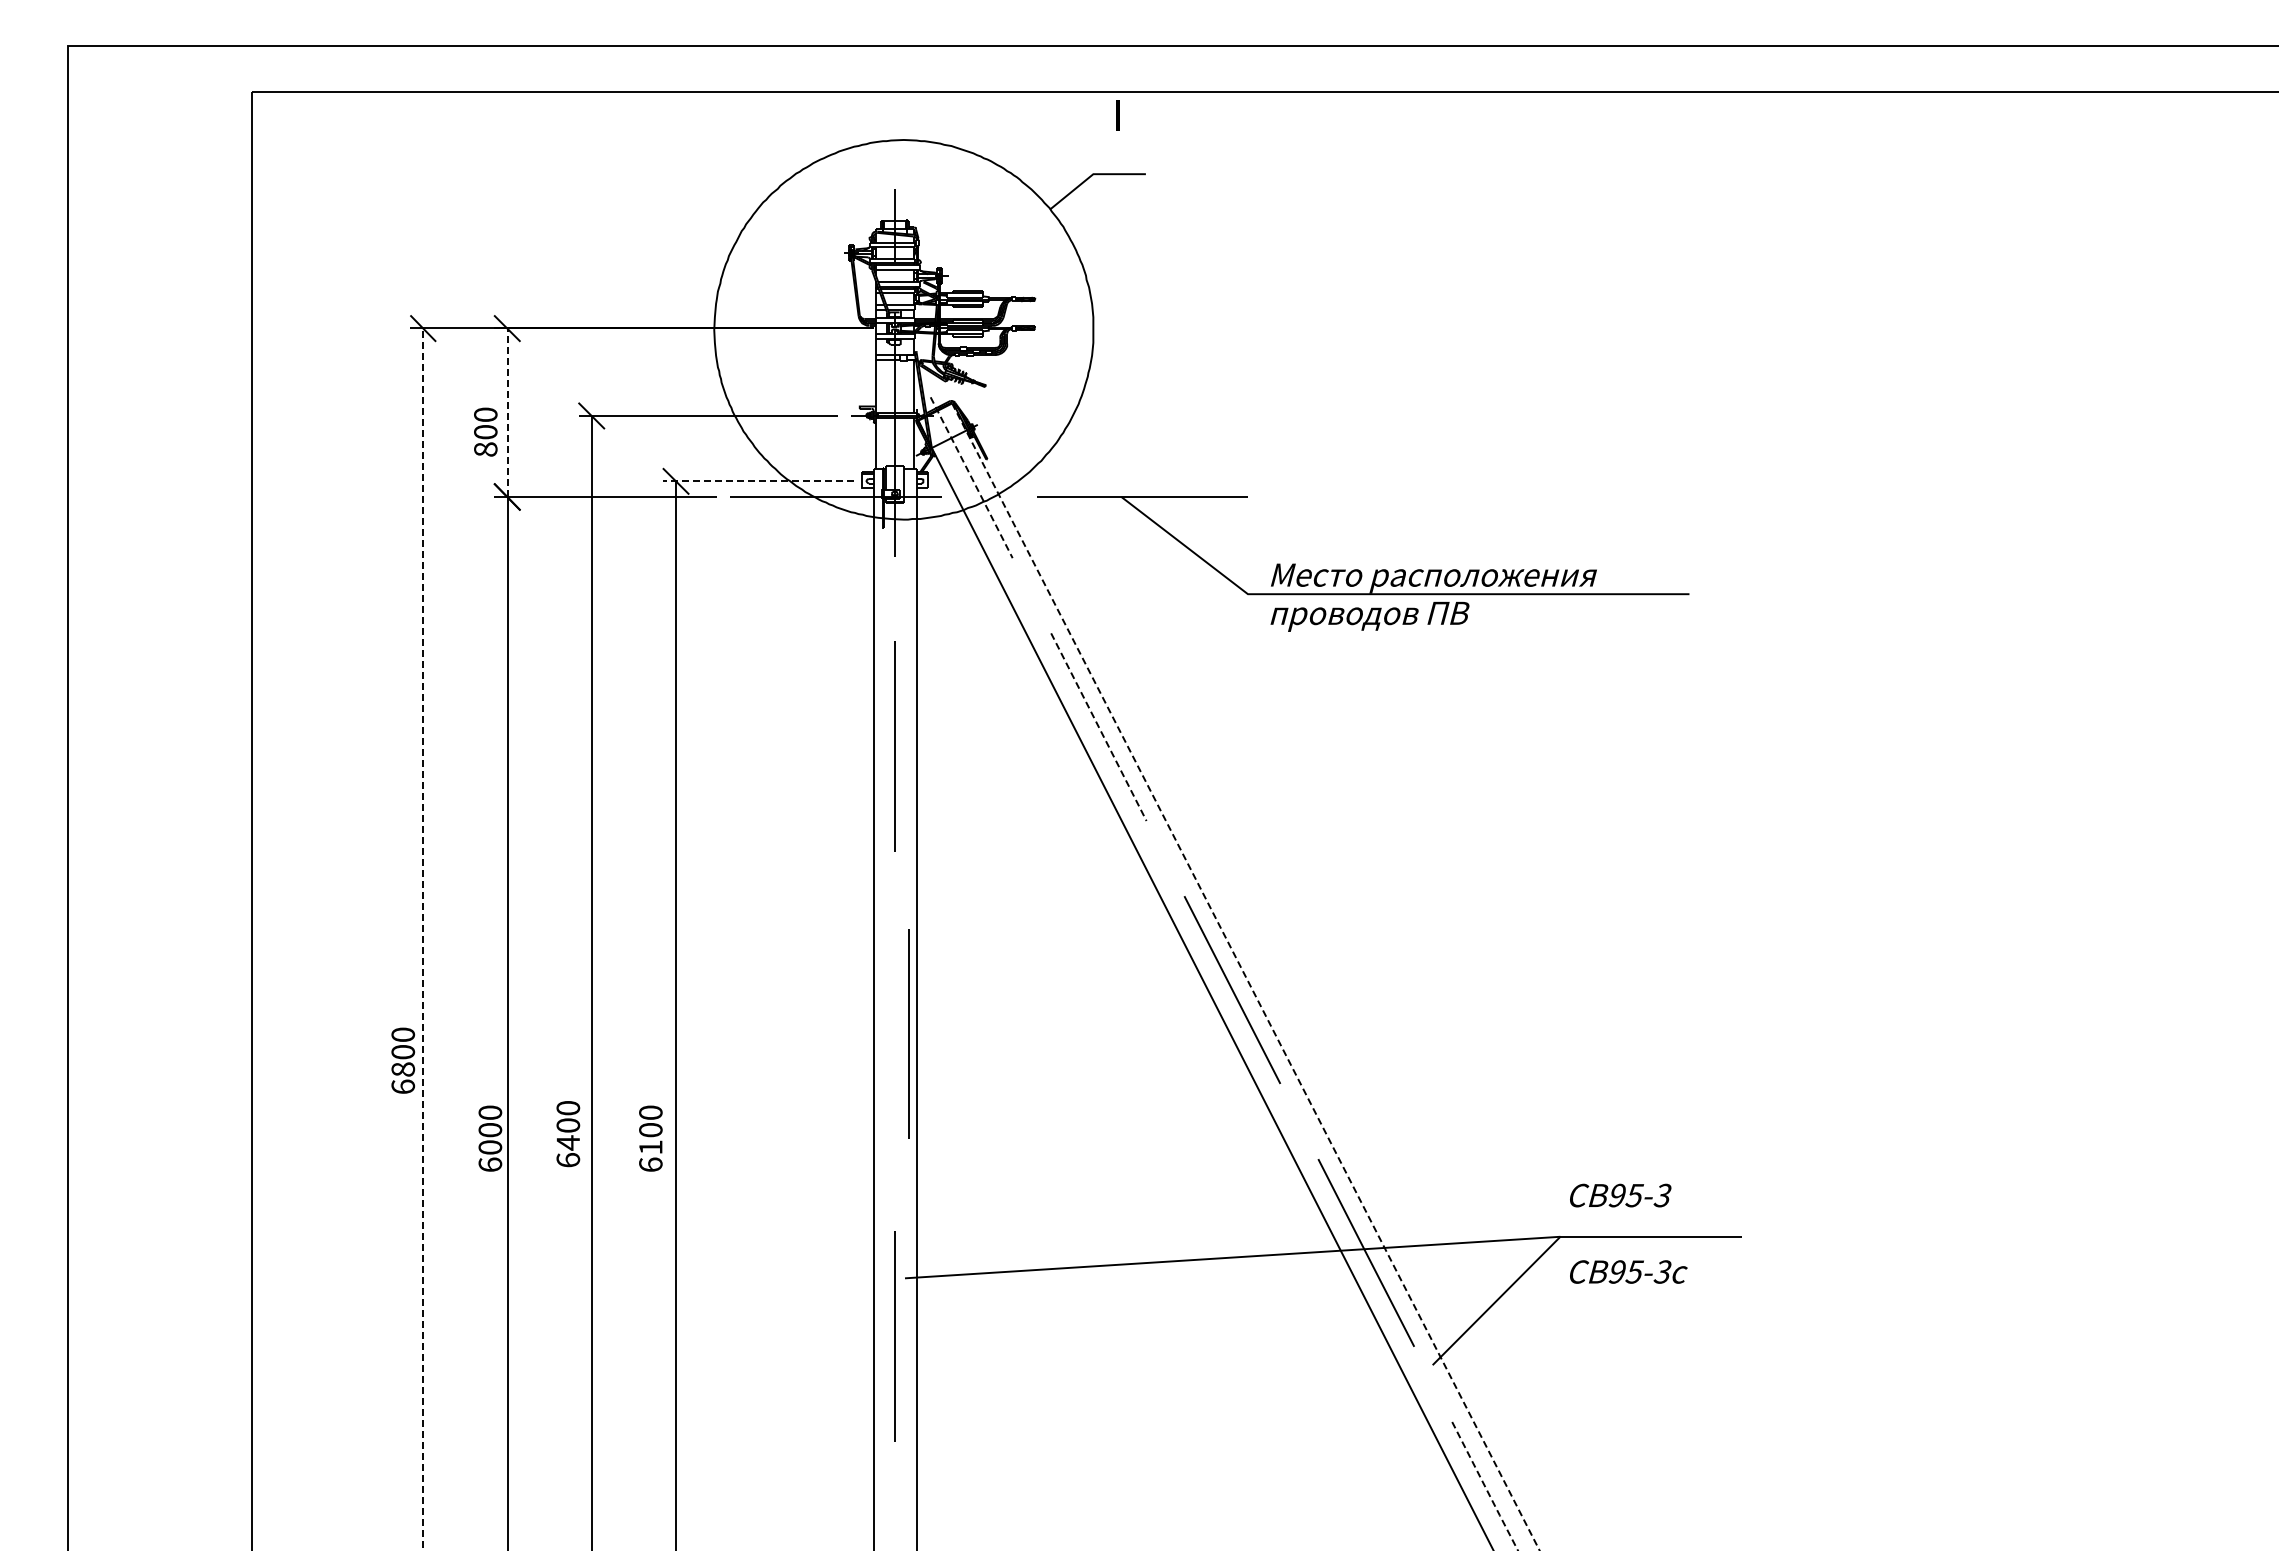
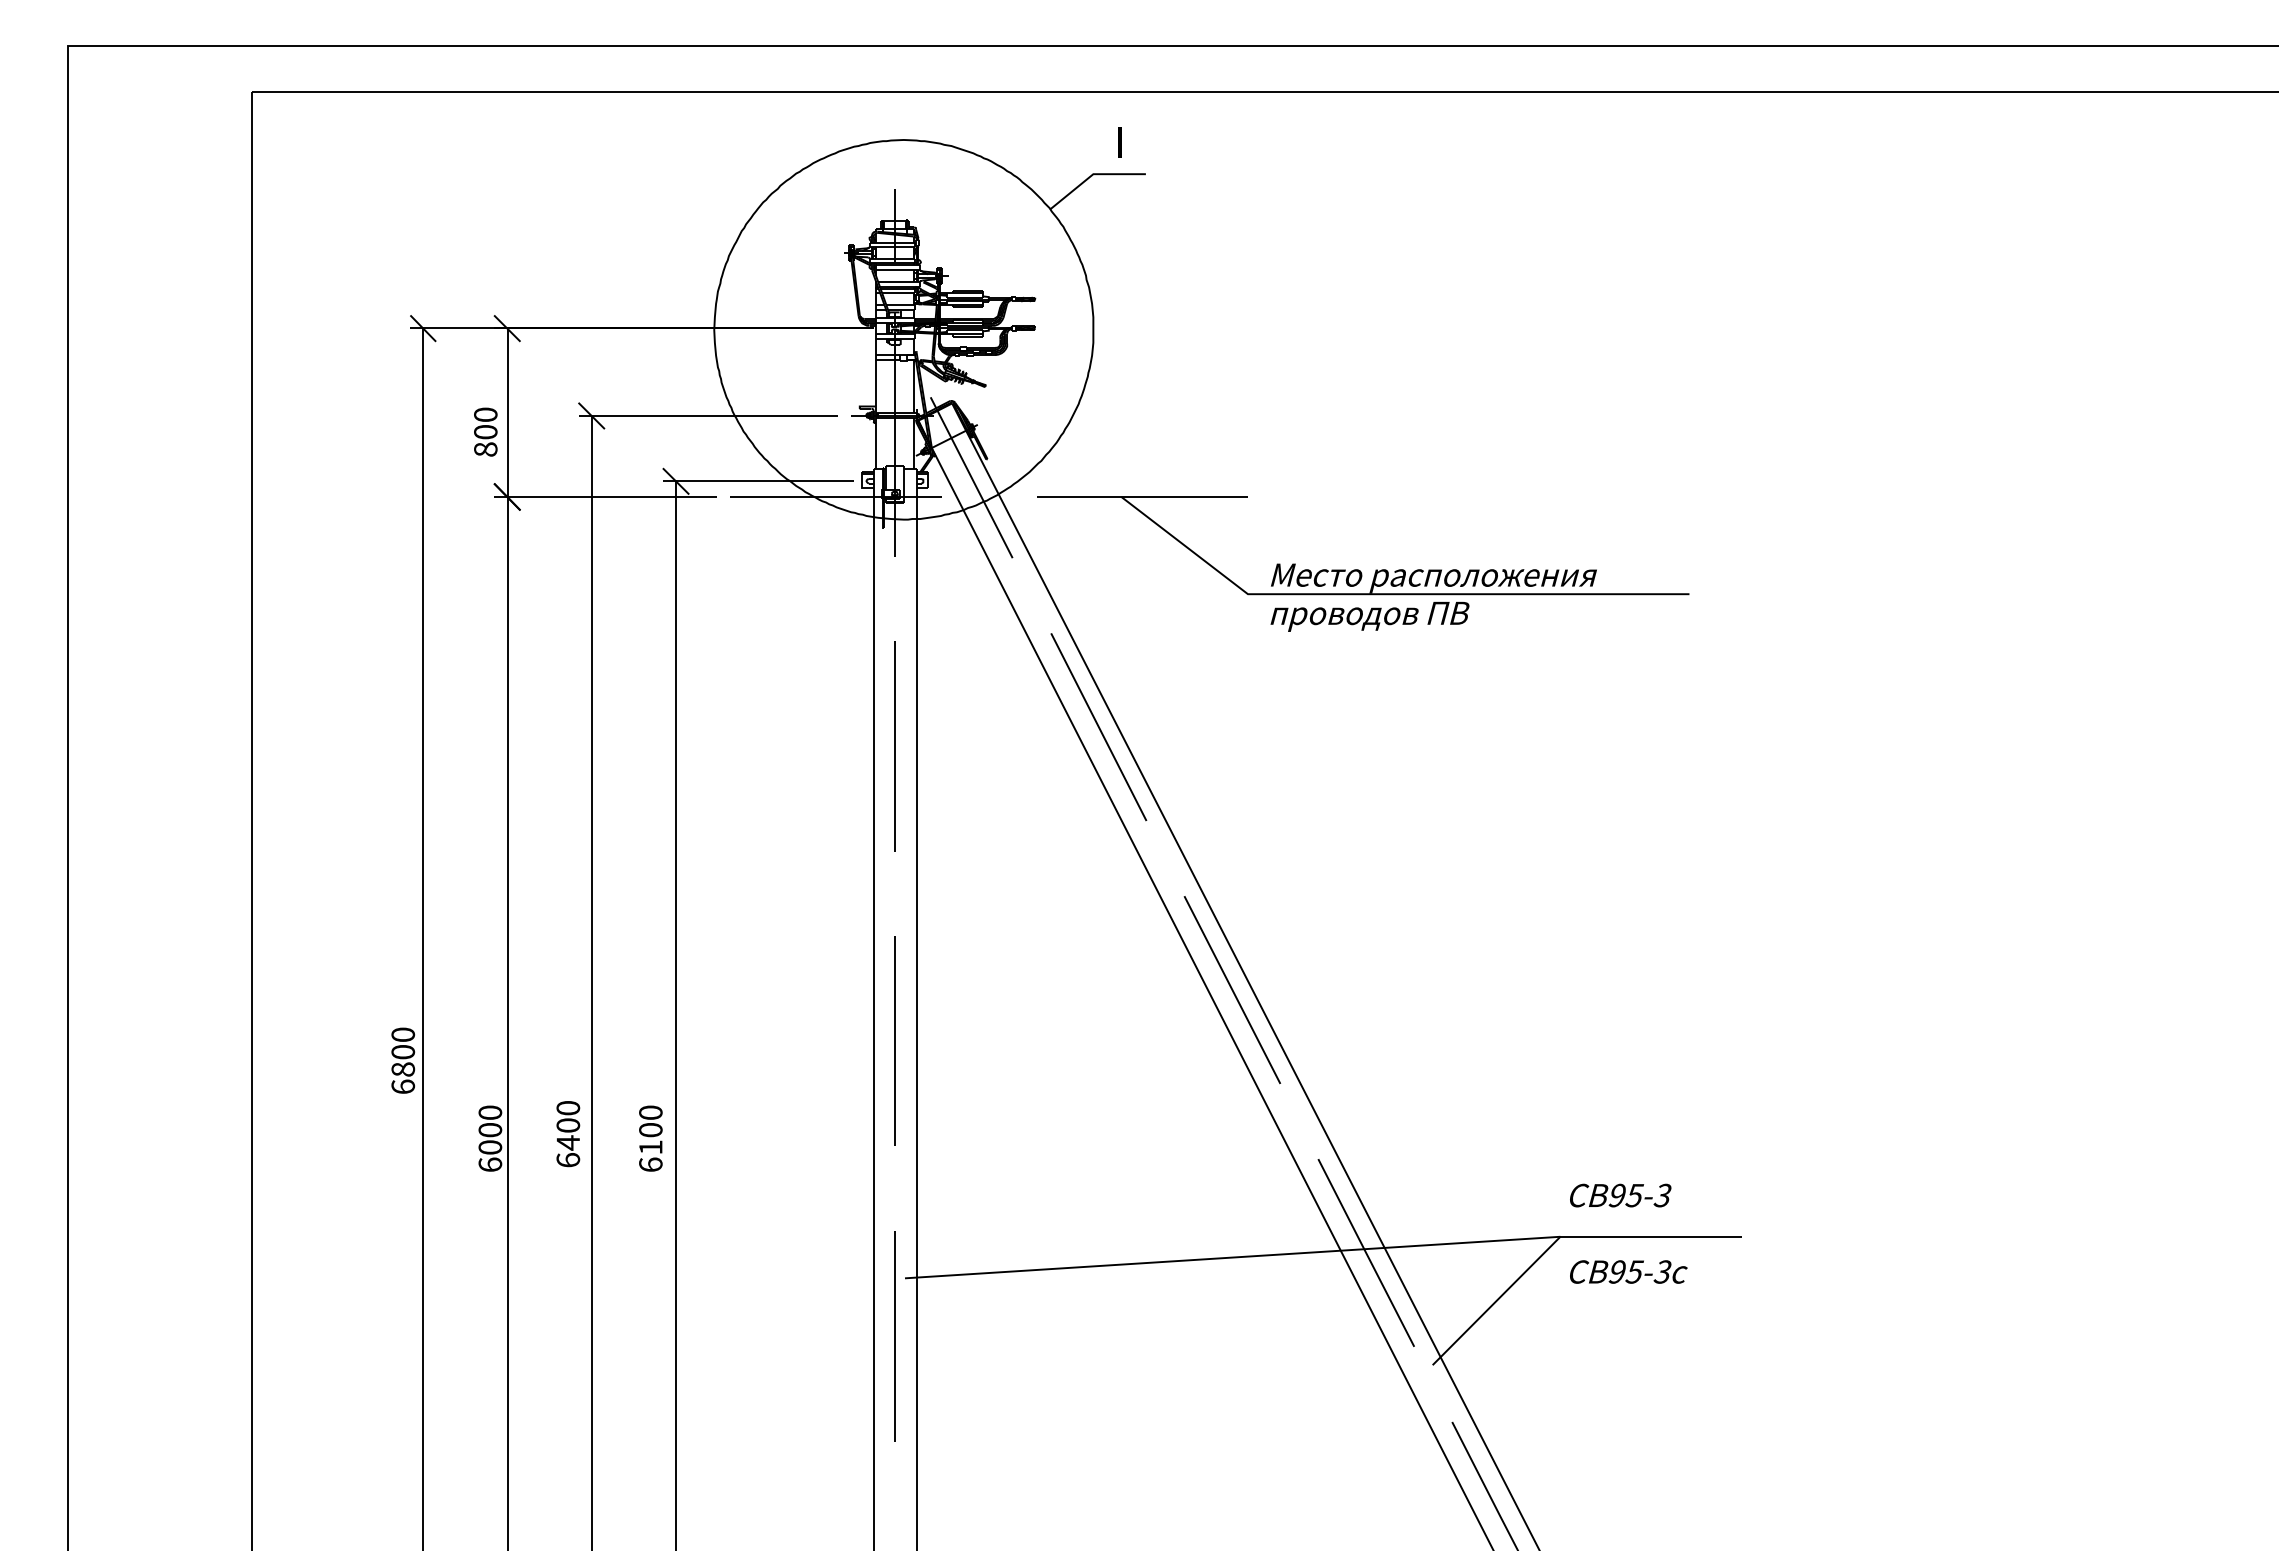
line position: (1117, 115) -> (1119, 142) (1119, 142)
line: dashed -> solid (507, 412)
line: dashed -> solid (971, 478)
line: dashed -> solid (757, 481)
line: dashed -> solid (1099, 727)
line: dashed -> solid (423, 939)
line: dashed -> solid (1246, 977)
line position: (908, 1033) -> (894, 1040) (894, 1040)
line: dashed -> solid (1485, 1487)
